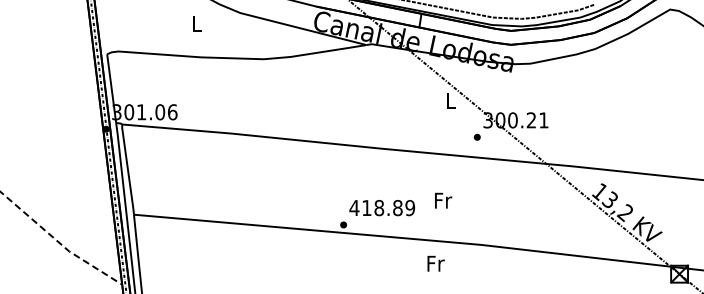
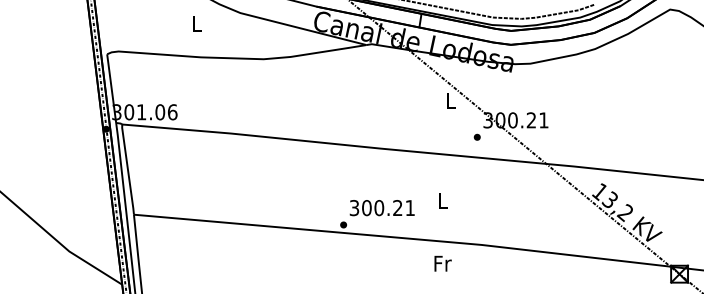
text: Fr -> L (443, 200)
text: 418.89 -> 300.21 (382, 208)
line: dashed -> solid (59, 242)
text position: (435, 263) -> (442, 263) (442, 263)
